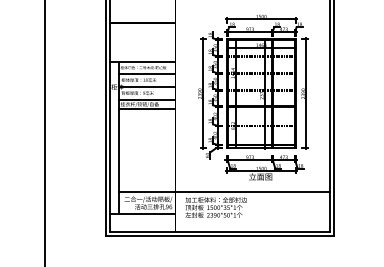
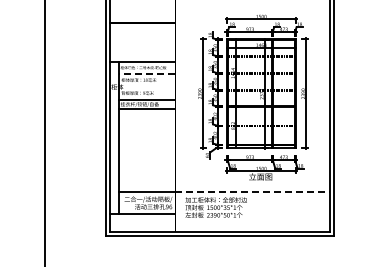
line: solid -> dashed (146, 74)
line: present -> none (147, 87)
line: solid -> dashed (253, 192)
